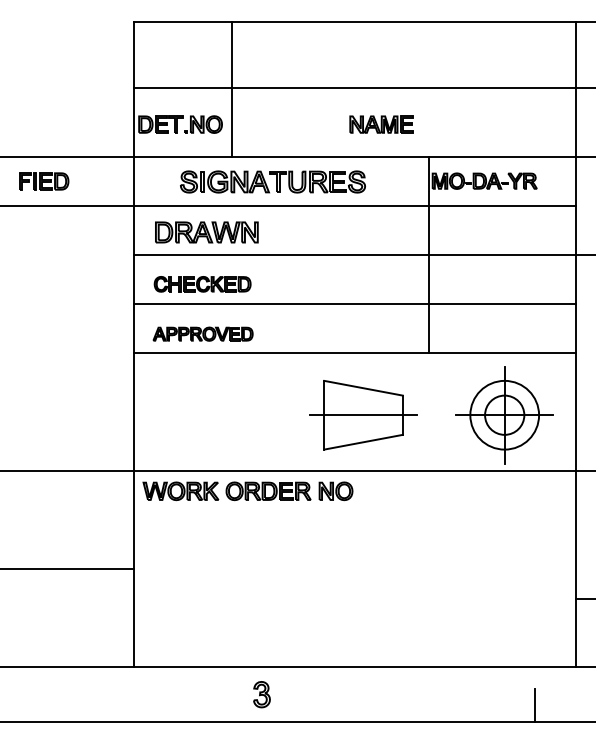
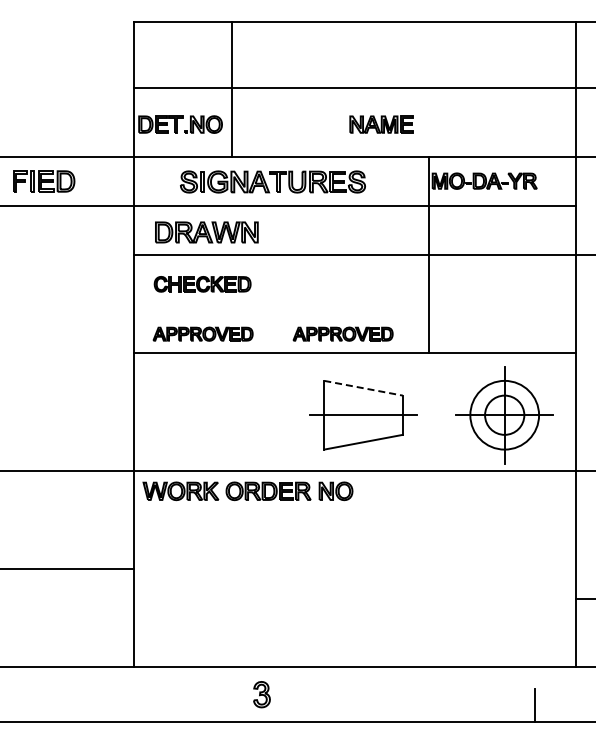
part size: 51x19 px -> 63x23 px (44, 181)
line: present -> none (354, 304)
part: none -> present (342, 333)
line: solid -> dashed (363, 388)
